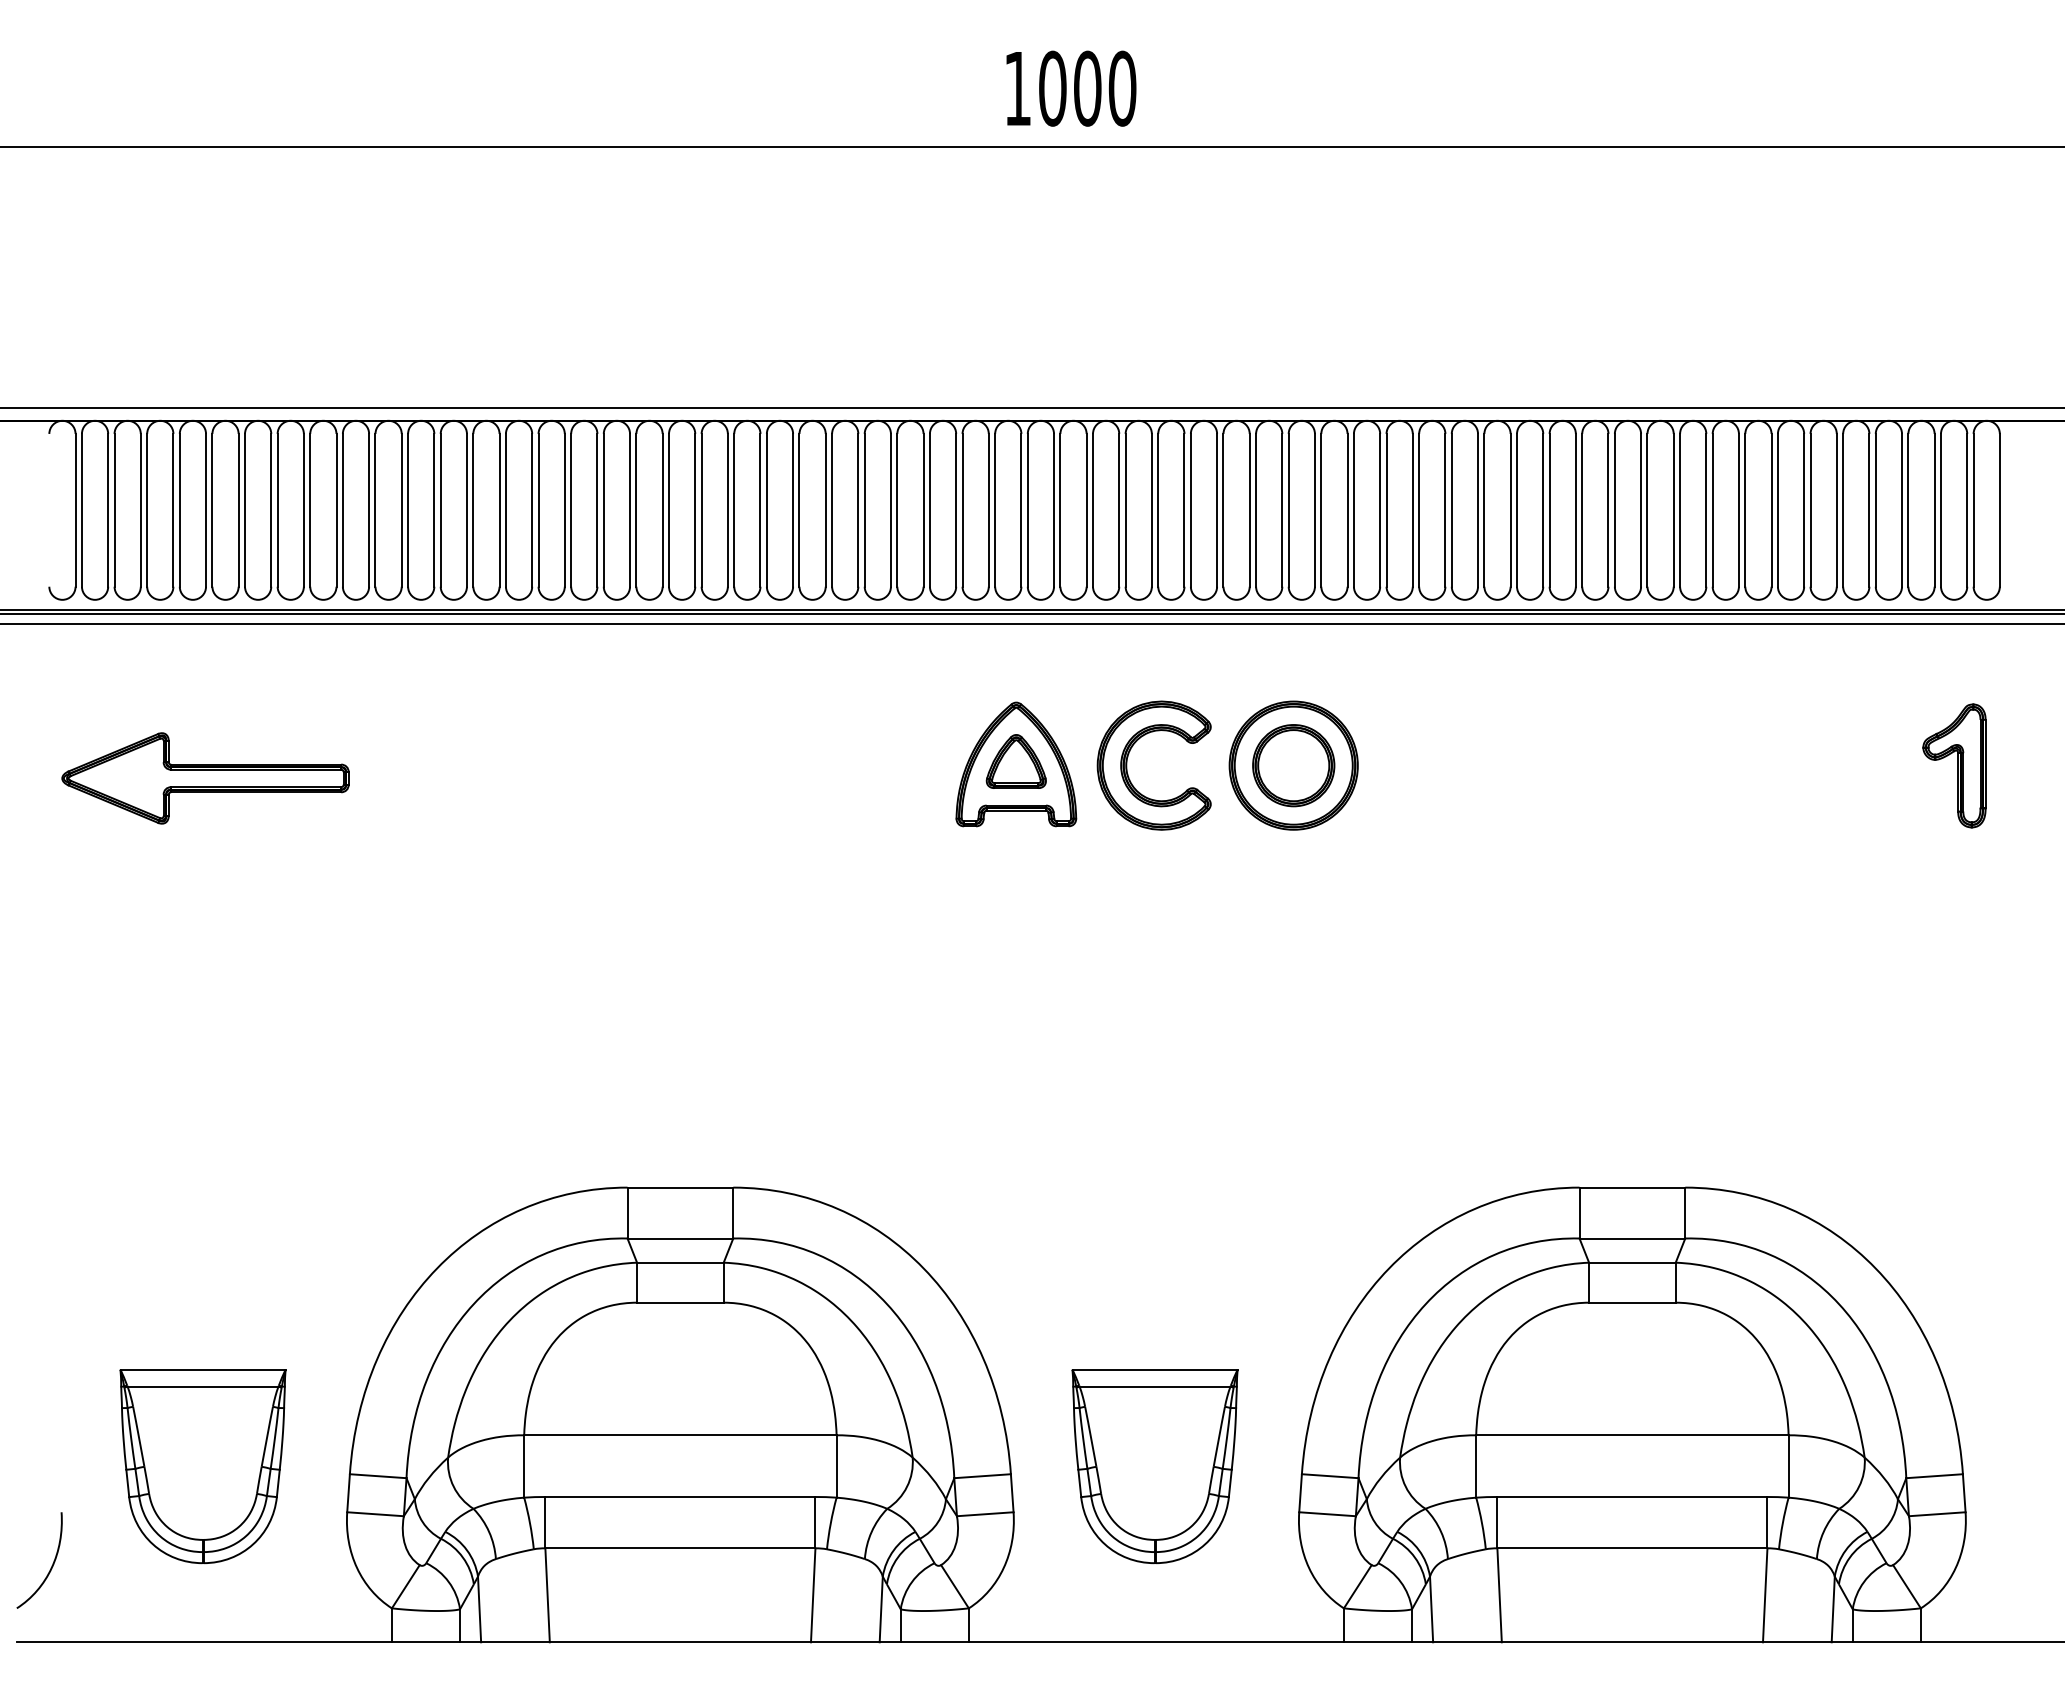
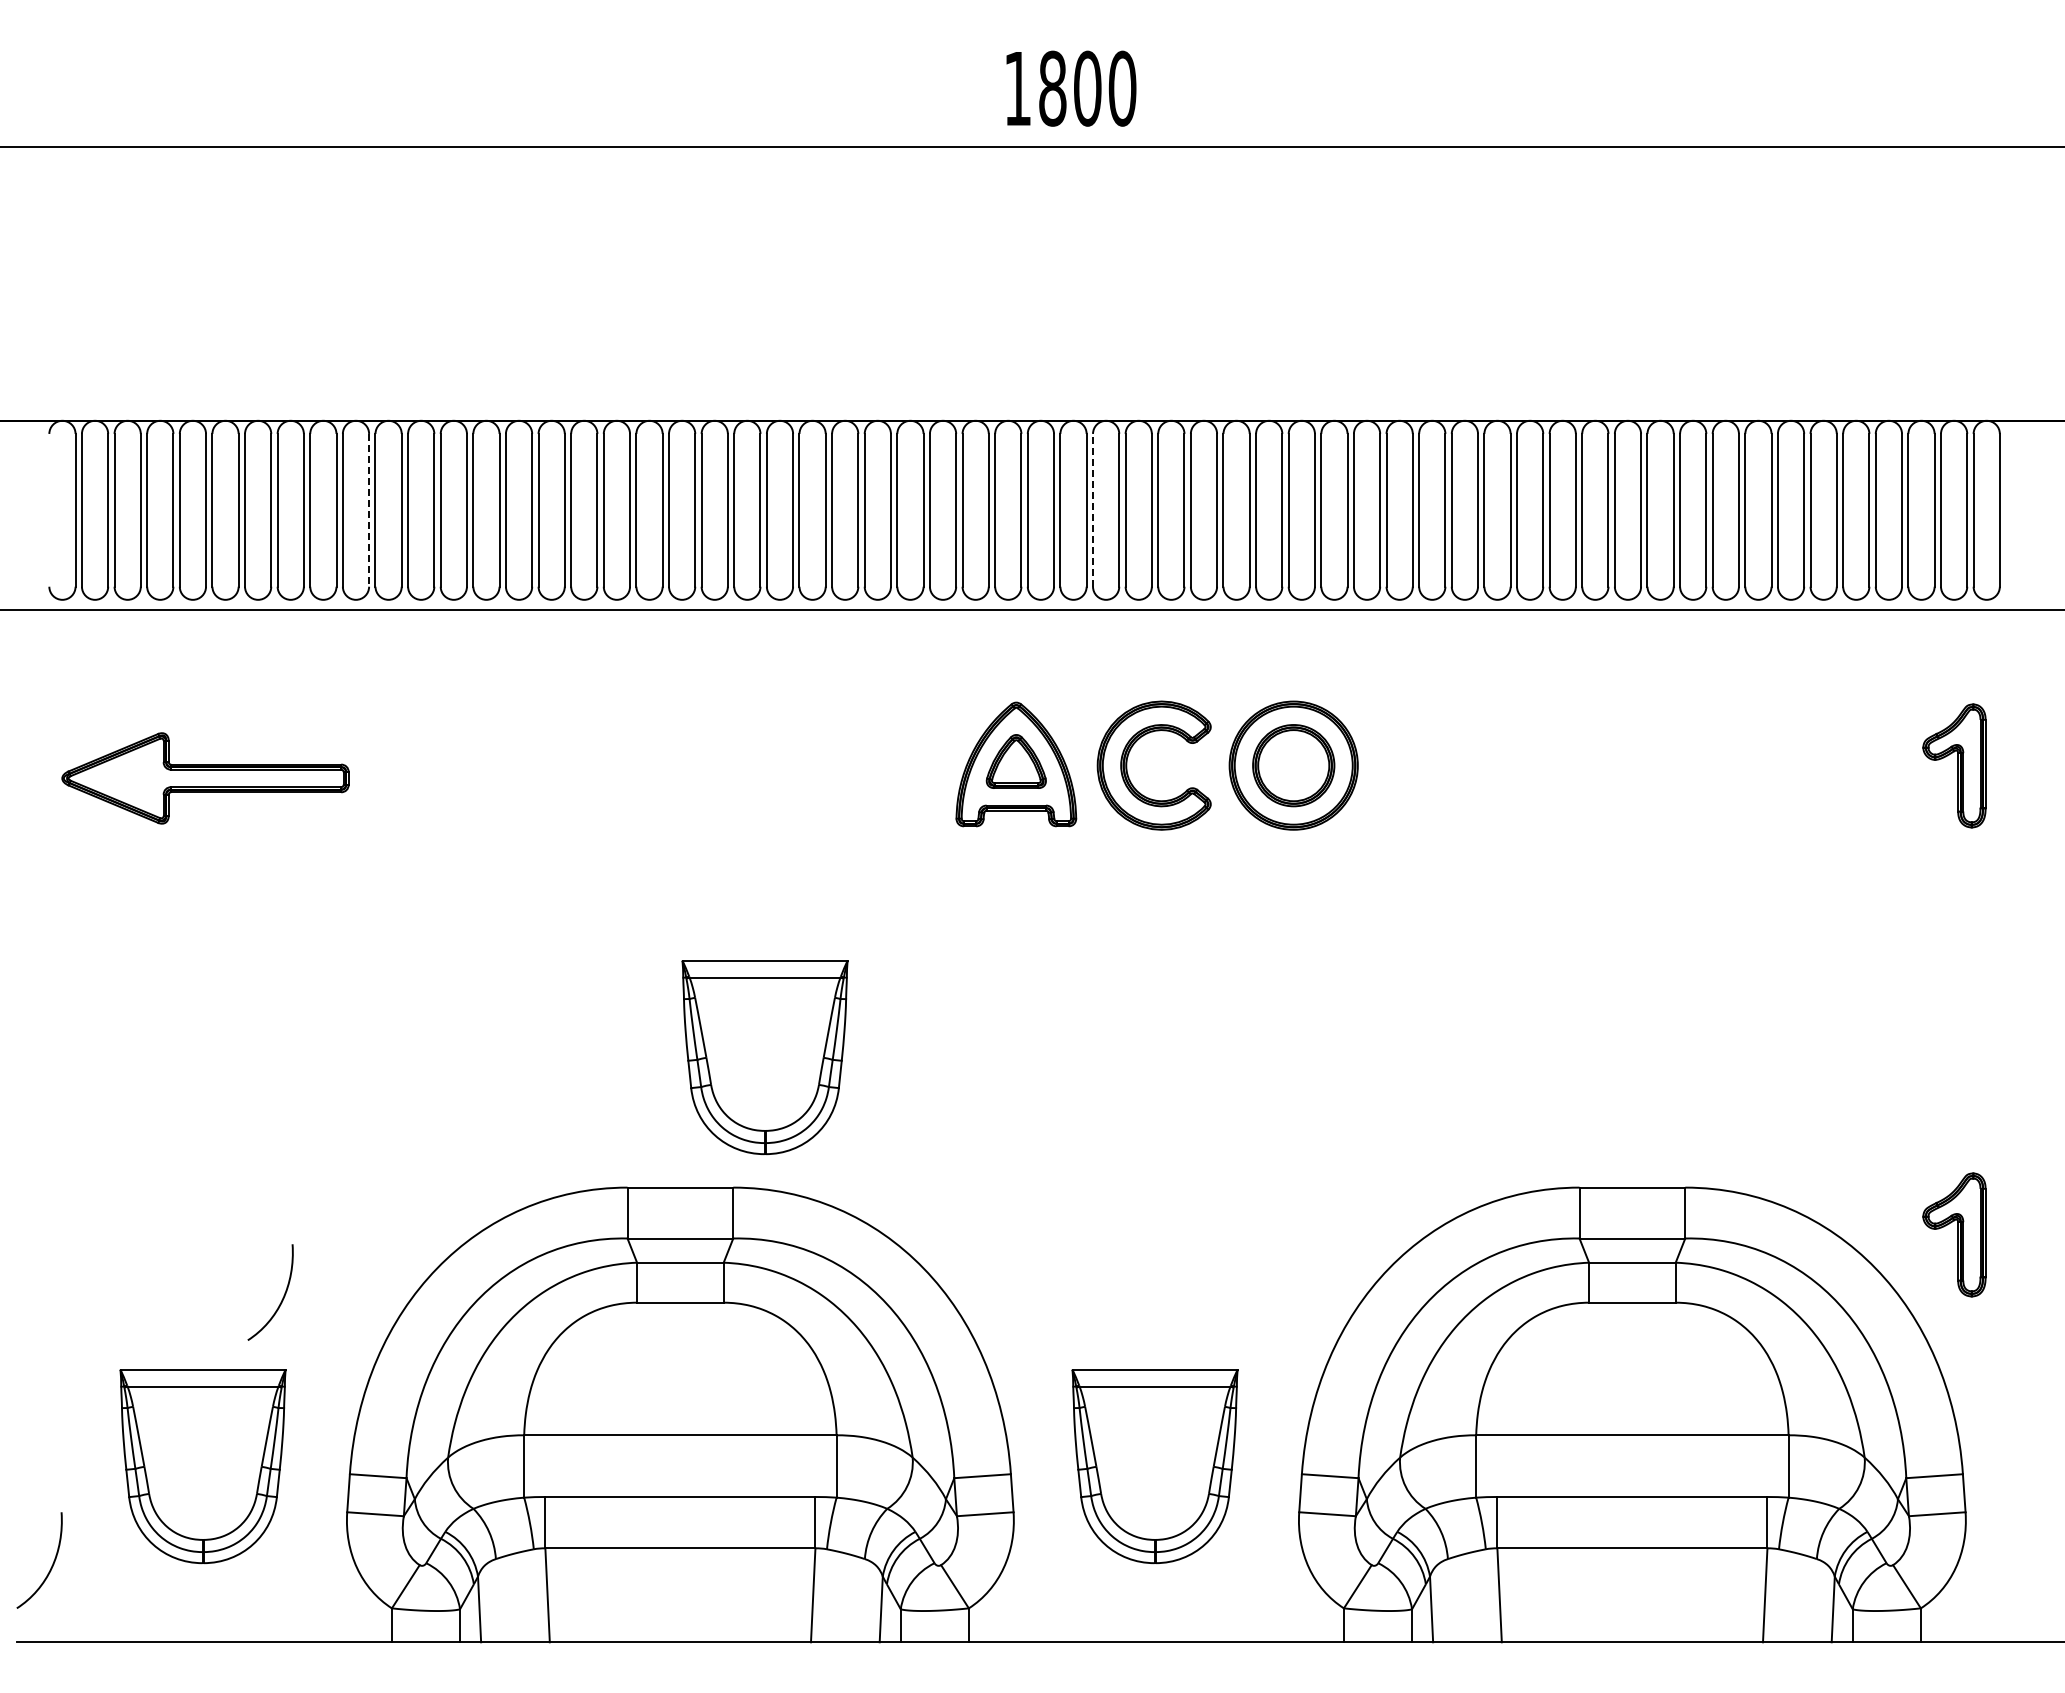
text: 1000 -> 1800 (1052, 88)
line: present -> none (1031, 408)
line: solid -> dashed (1093, 509)
line: solid -> dashed (369, 510)
line: present -> none (1031, 613)
line: present -> none (1031, 623)
part: none -> present (764, 1057)
part: none -> present (1954, 1234)
curve: none -> present (282, 1297)
